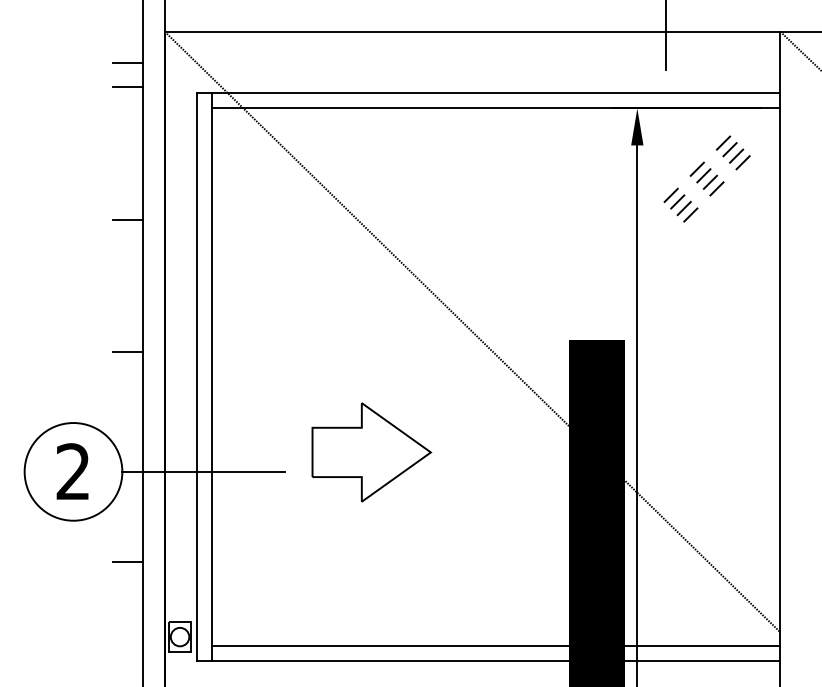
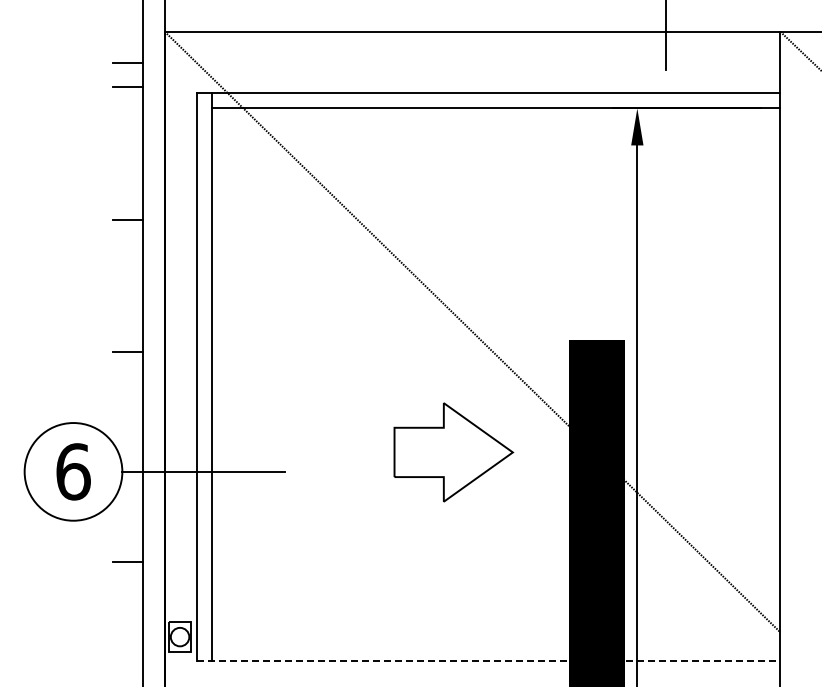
part: present -> none (706, 178)
part position: (371, 452) -> (453, 452) (453, 452)
text: 2 -> 6 (73, 471)
line: present -> none (496, 645)
line: solid -> dashed (488, 660)
